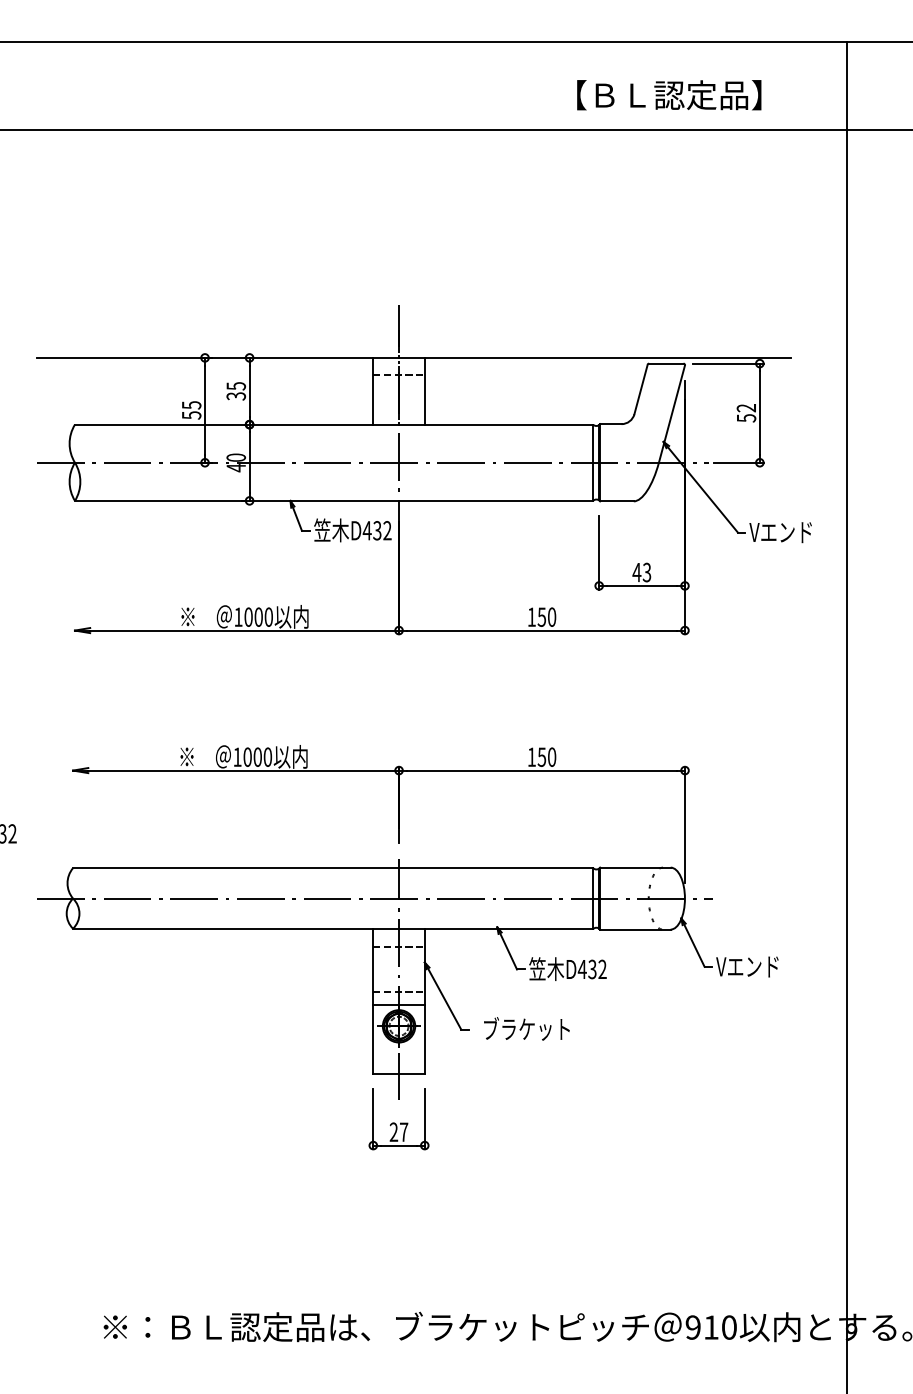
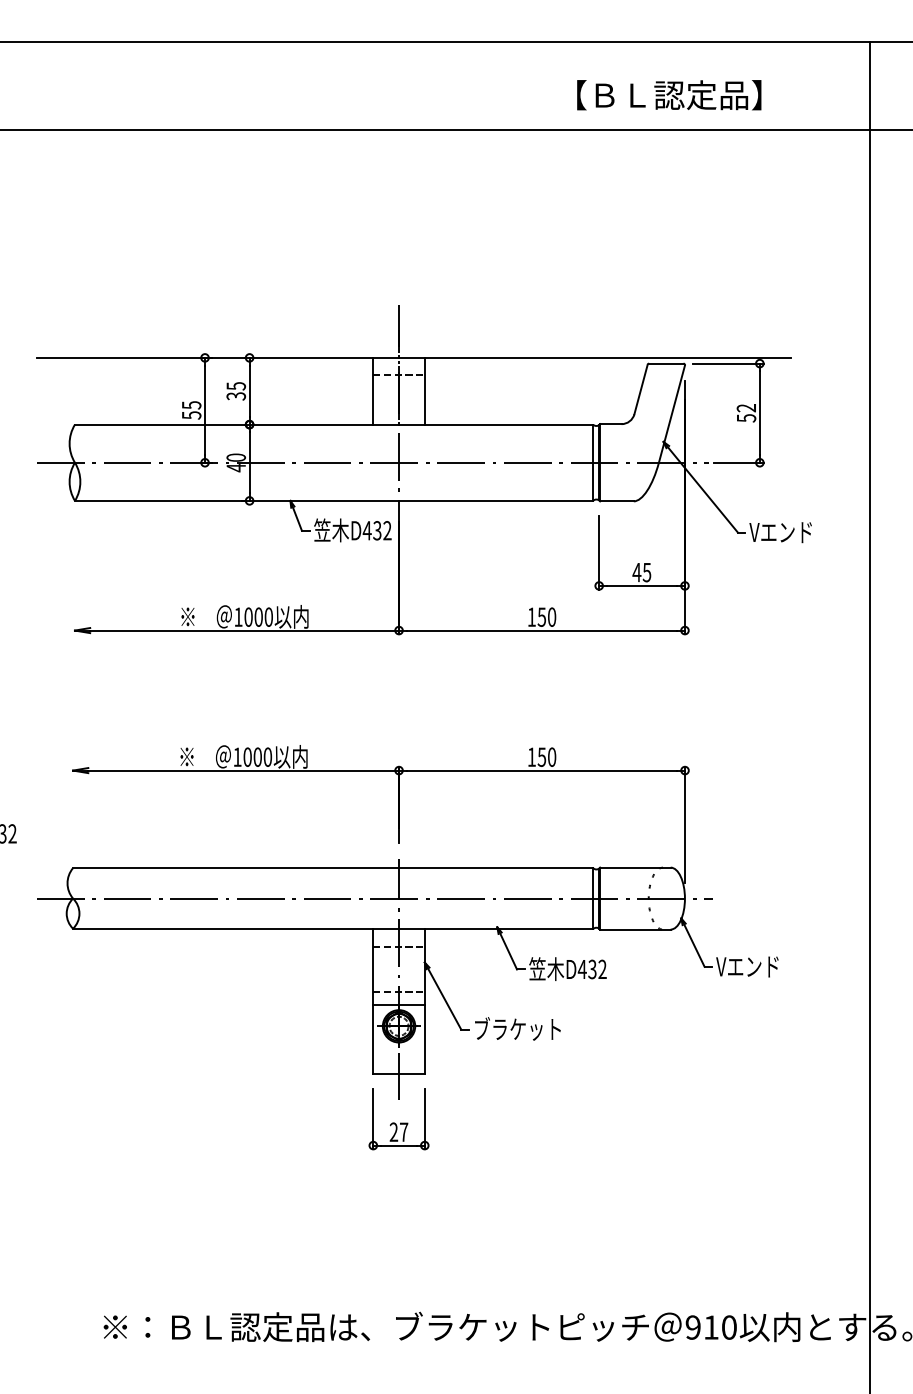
text: 43 -> 45 (647, 571)
line position: (847, 715) -> (870, 715) (870, 715)
text position: (526, 1028) -> (517, 1028) (517, 1028)
